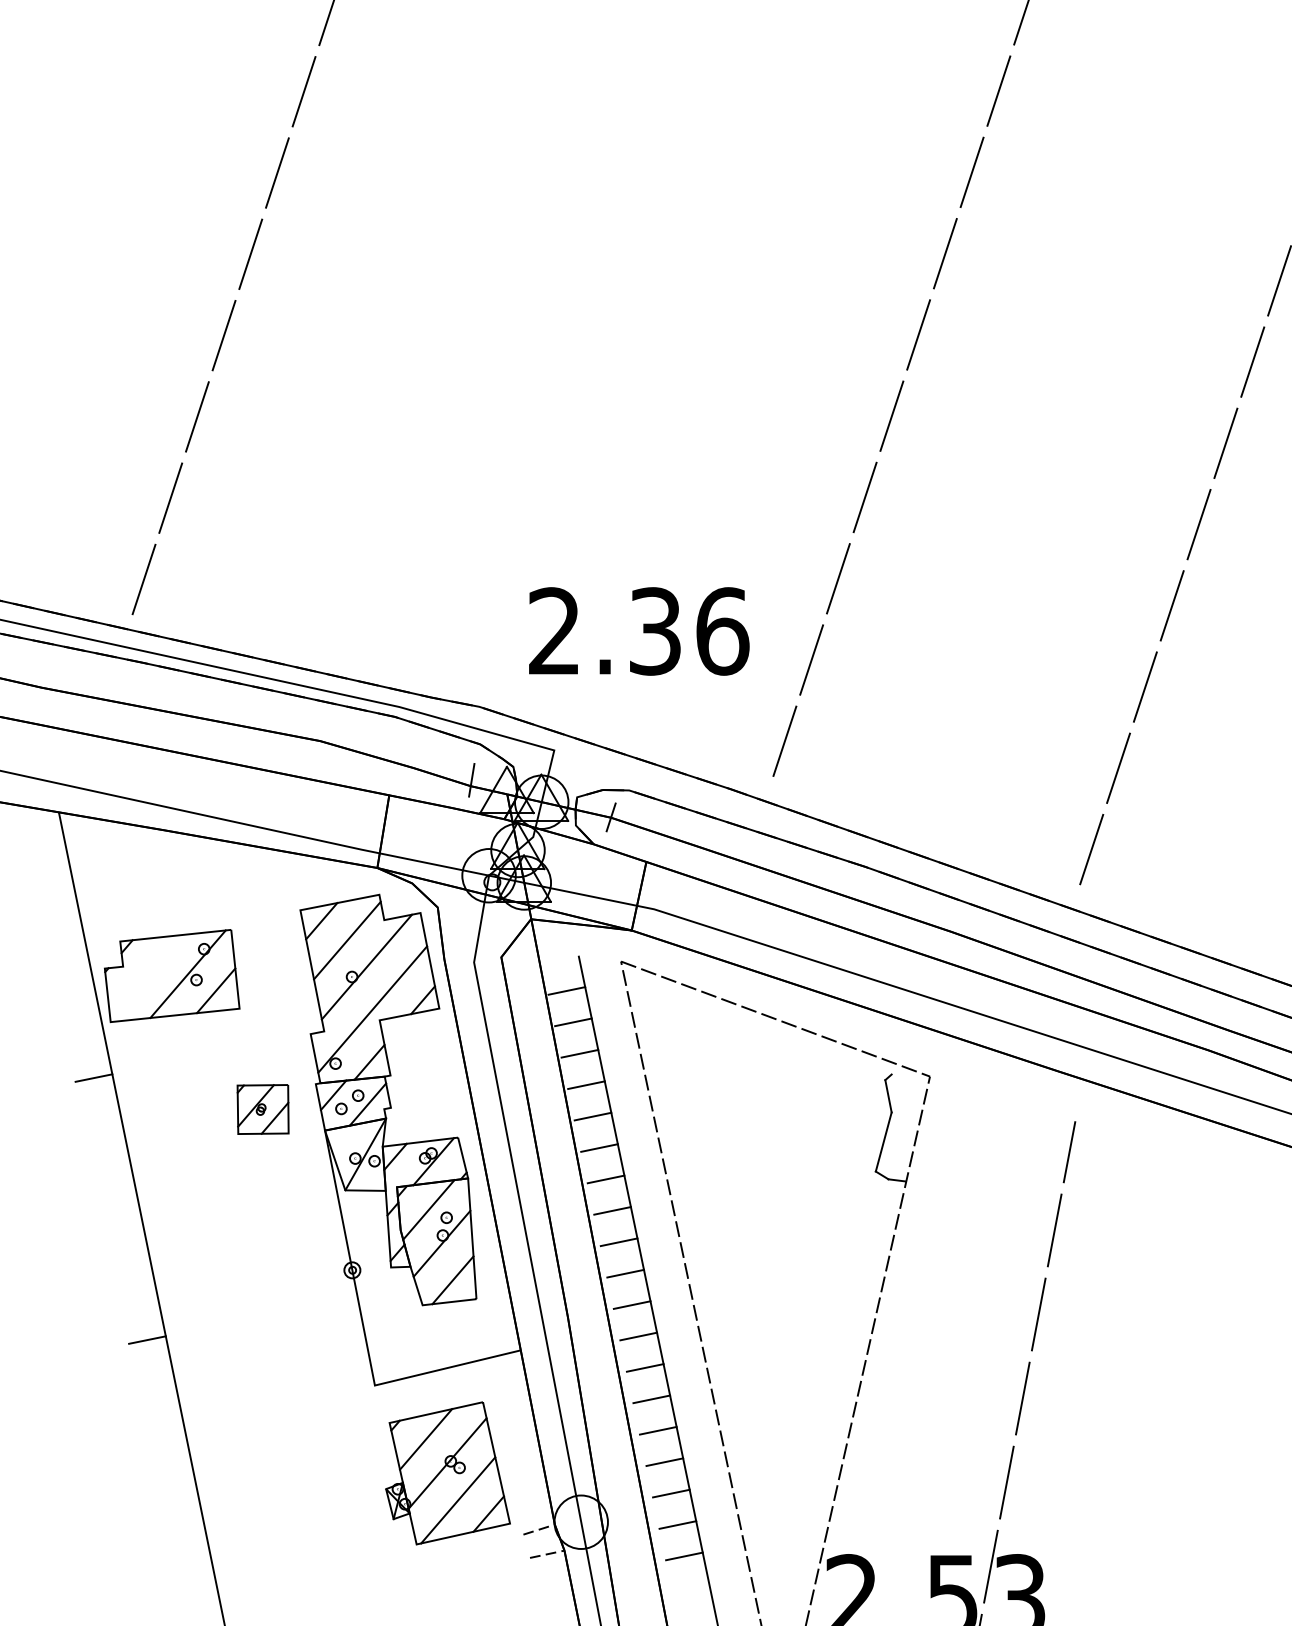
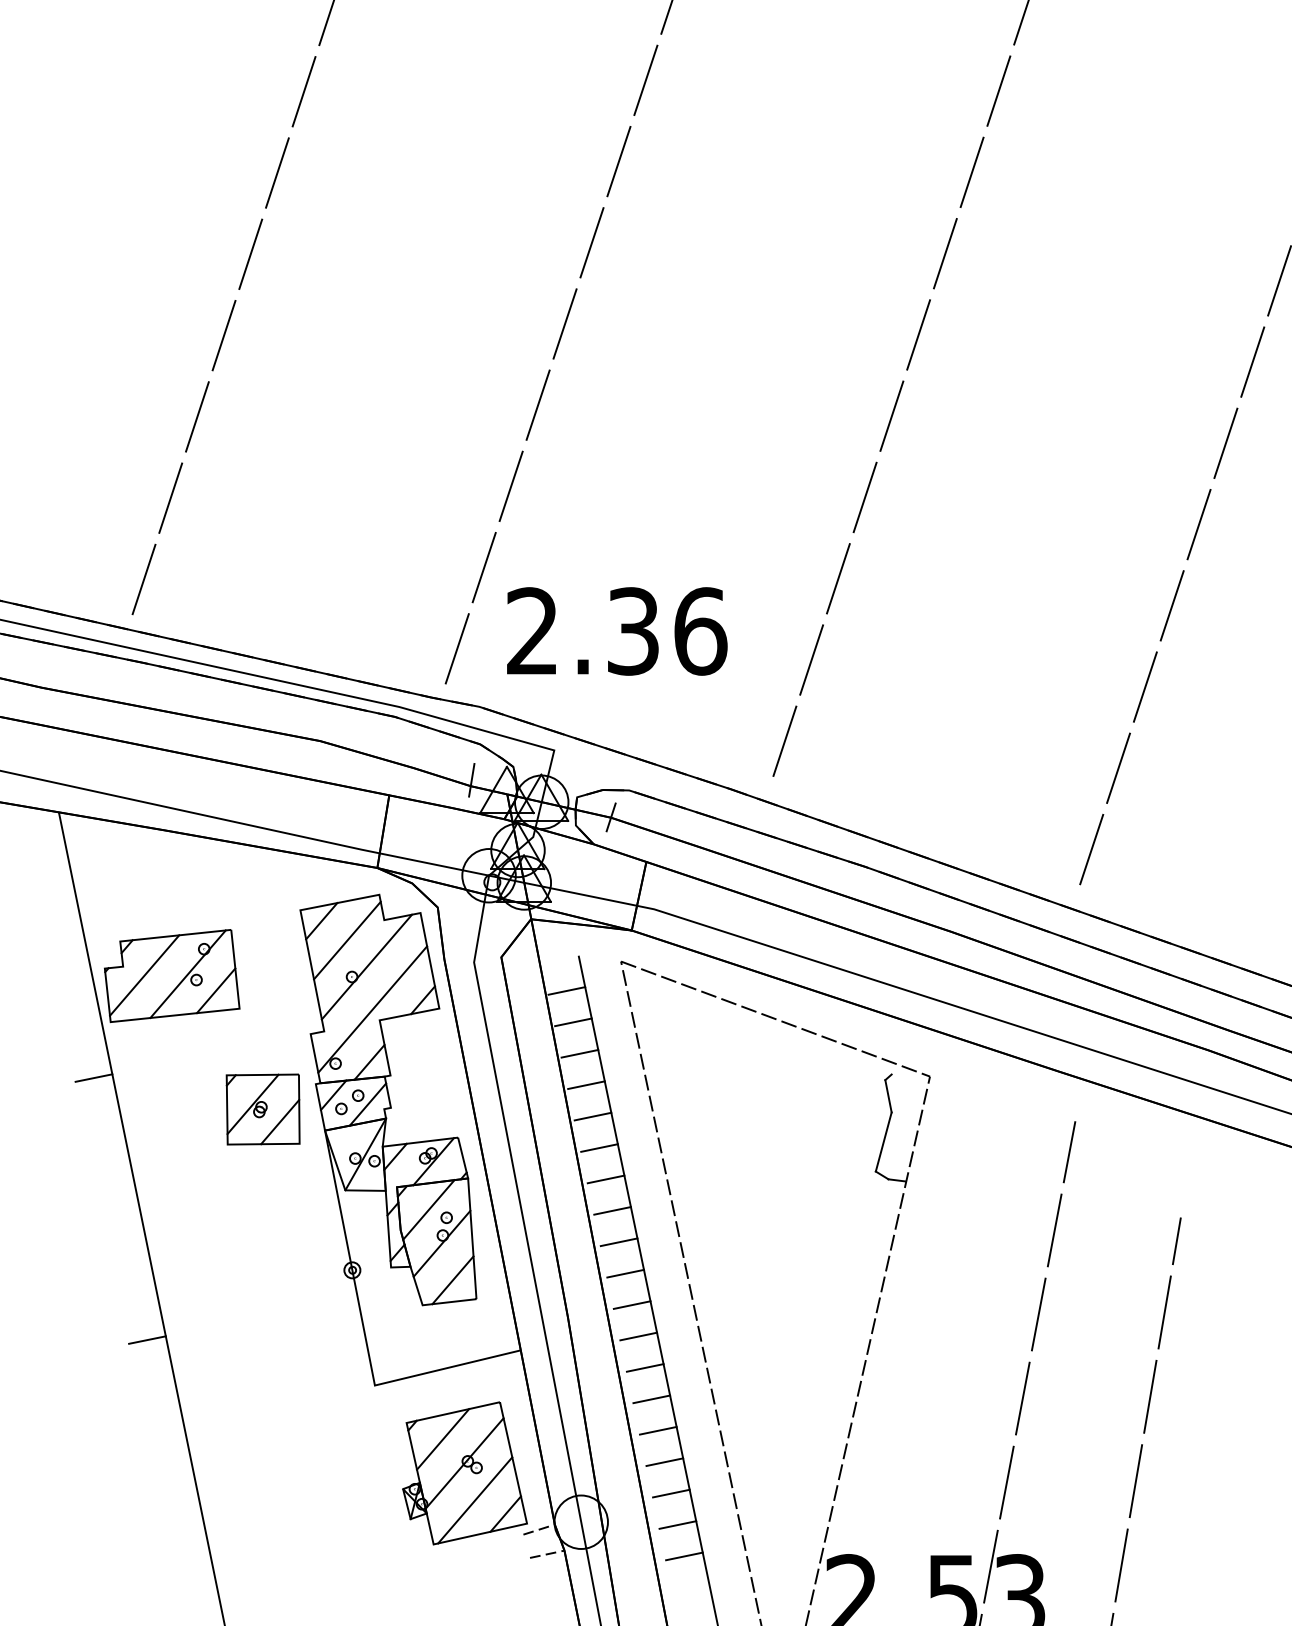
line: none -> present (558, 343)
text position: (639, 631) -> (617, 631) (617, 631)
line: none -> present (144, 975)
part size: 54x51 px -> 76x73 px (262, 1109)
line: none -> present (1145, 1419)
part position: (447, 1473) -> (464, 1473) (464, 1473)
